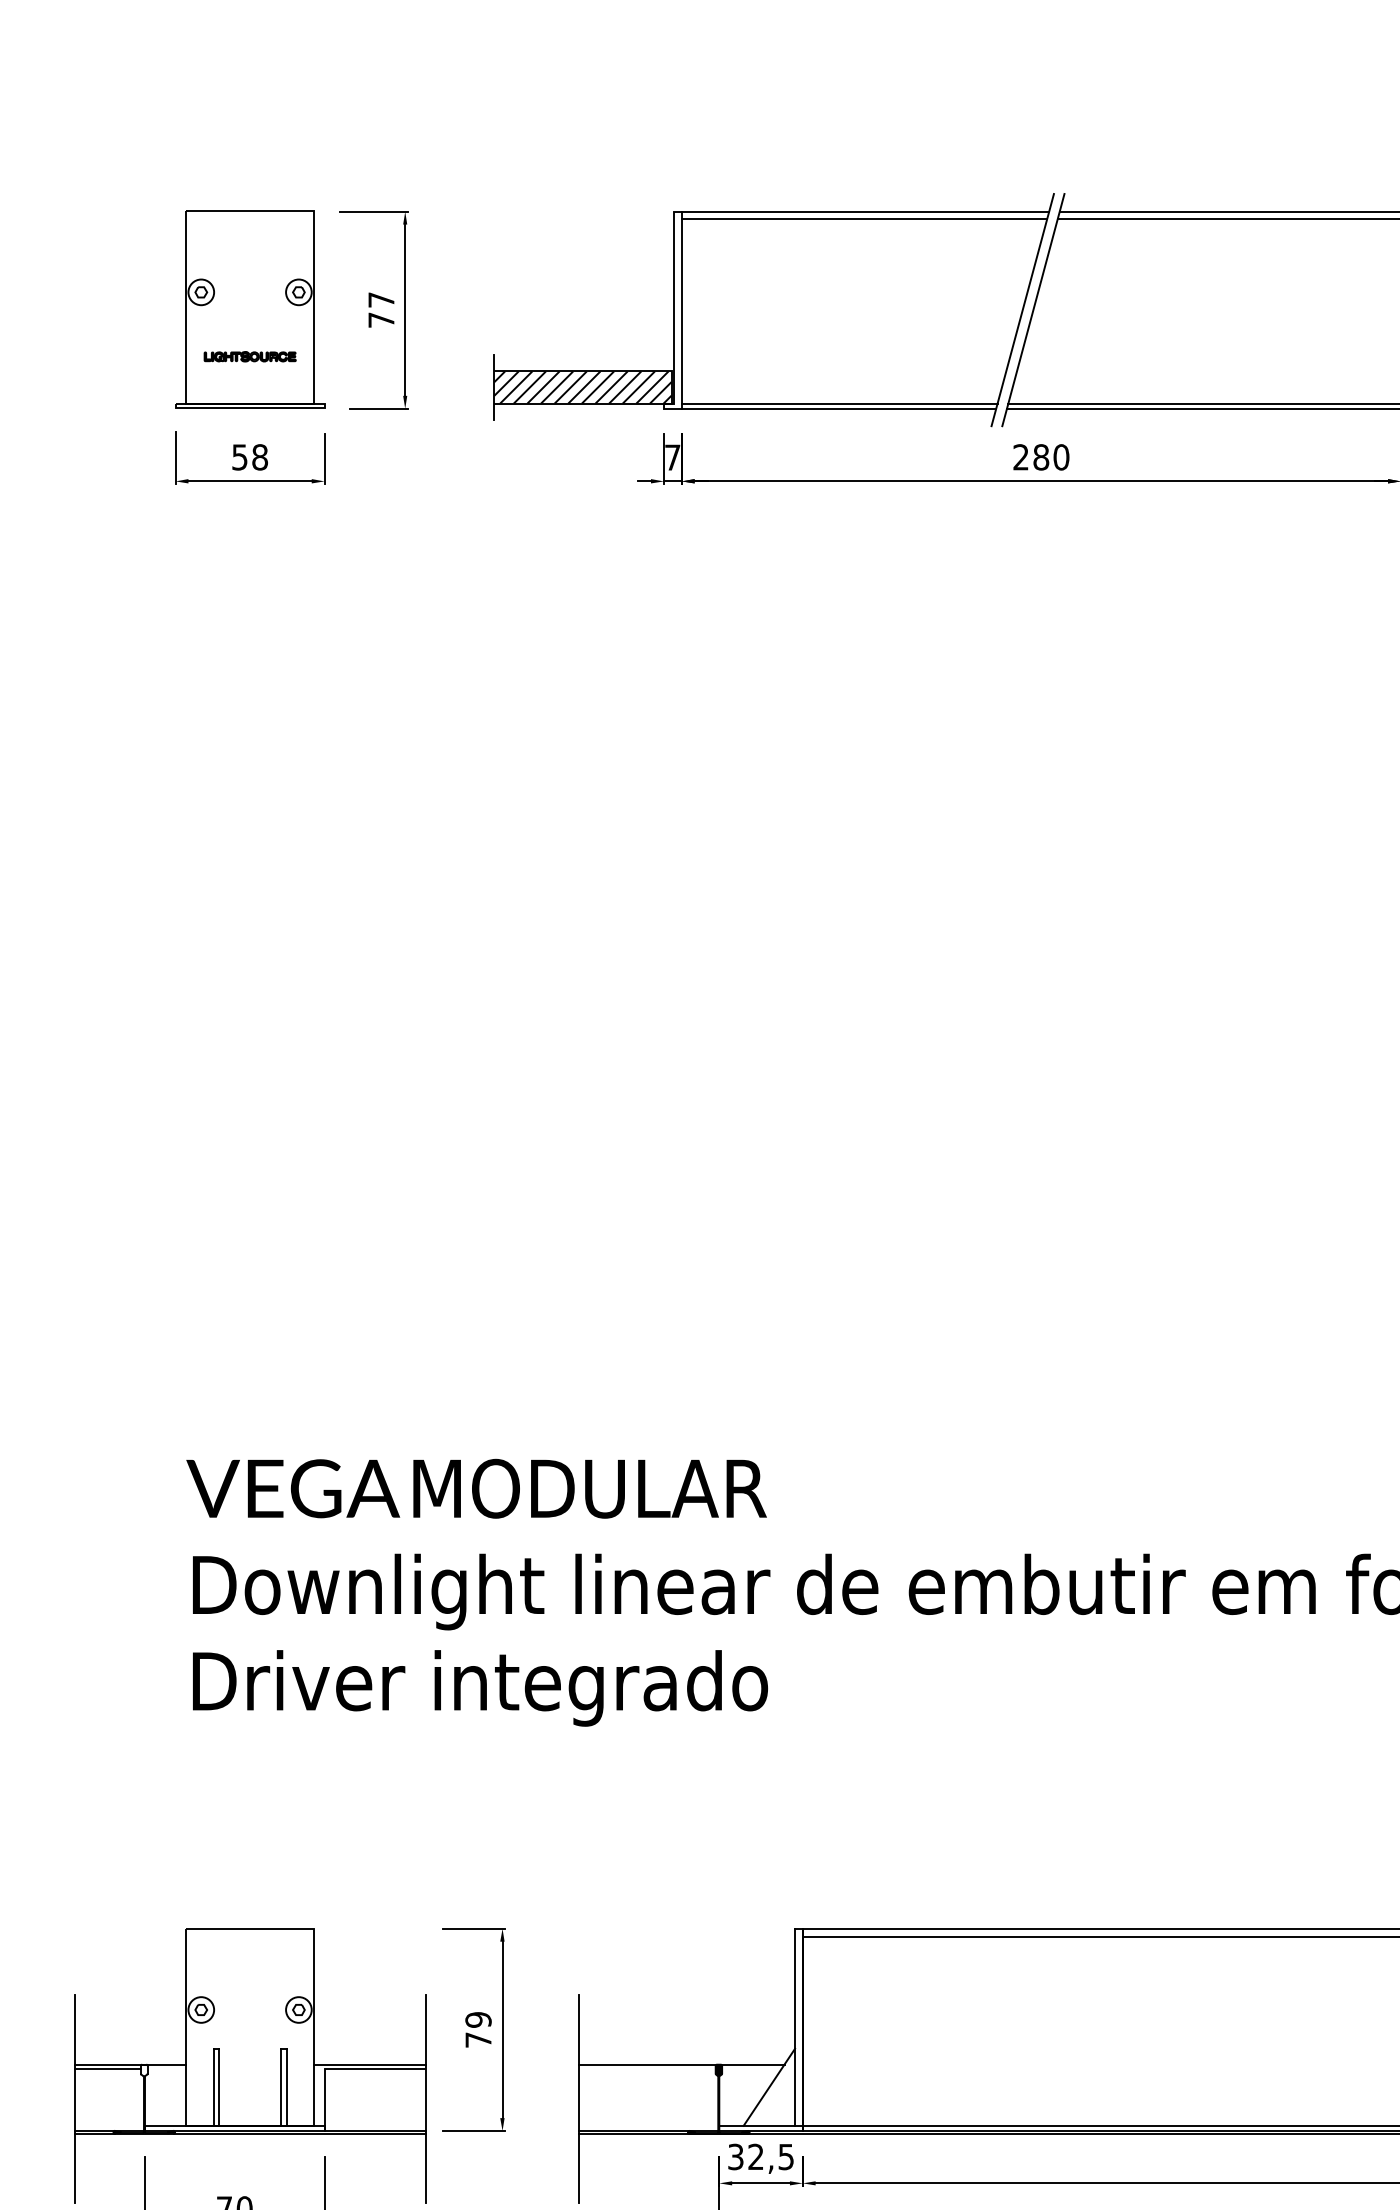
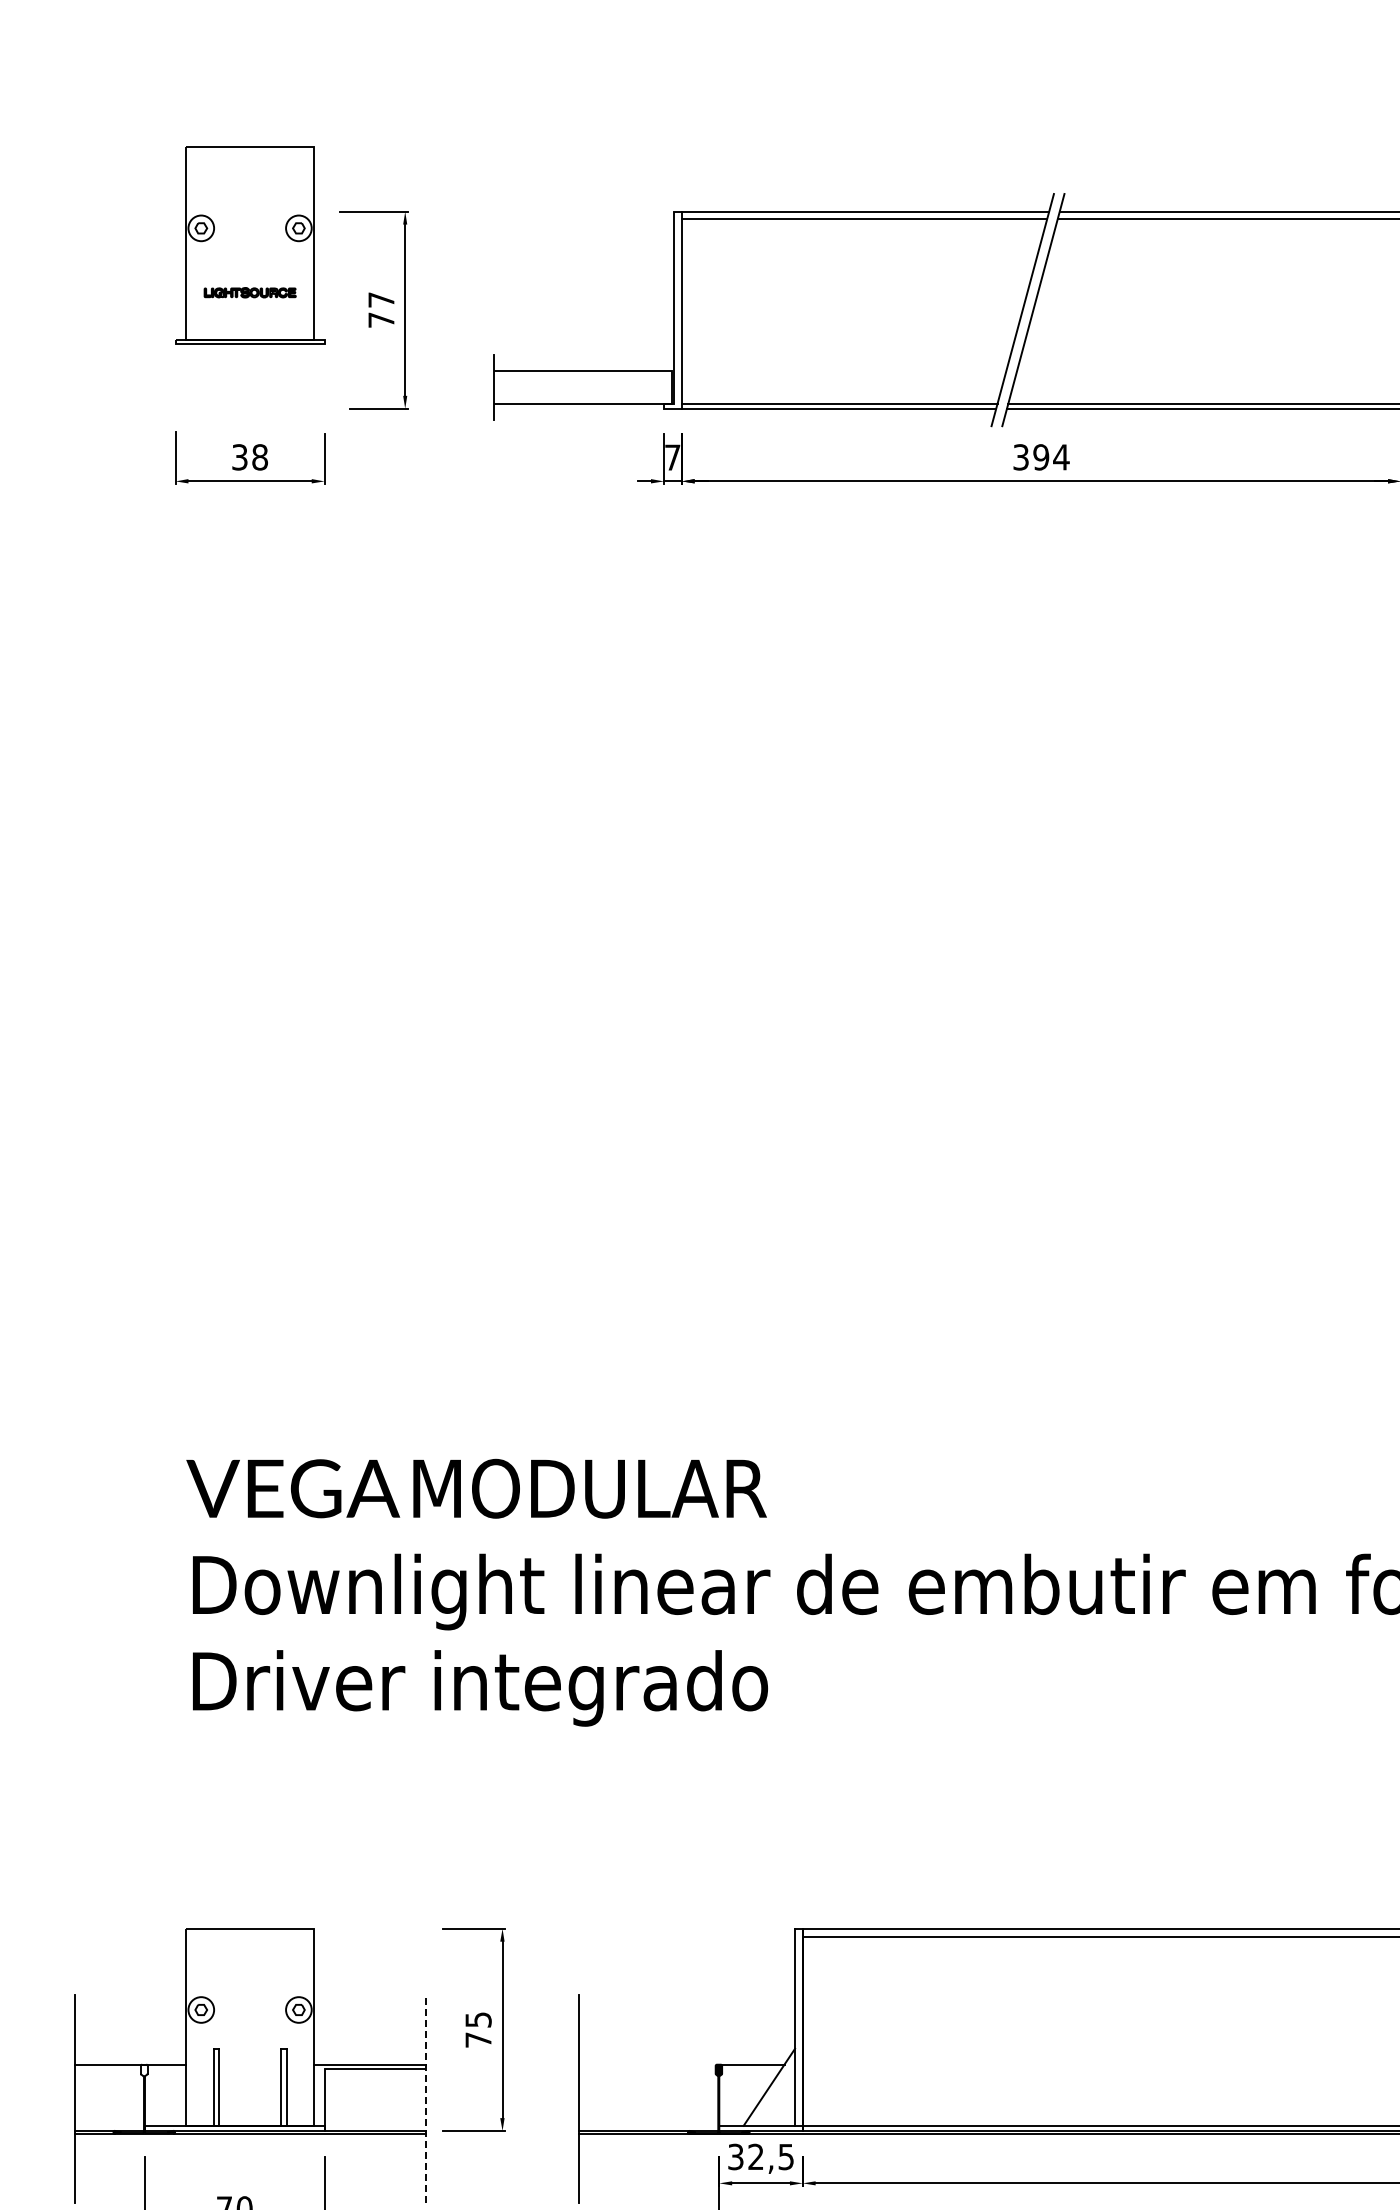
part position: (250, 309) -> (250, 245) (250, 245)
hatch: present -> none (582, 387)
text: 58 -> 38 (240, 456)
text: 280 -> 394 (1041, 457)
text: 79 -> 75 (478, 2019)
line: present -> none (648, 2064)
line: present -> none (107, 2069)
line: solid -> dashed (425, 2098)
